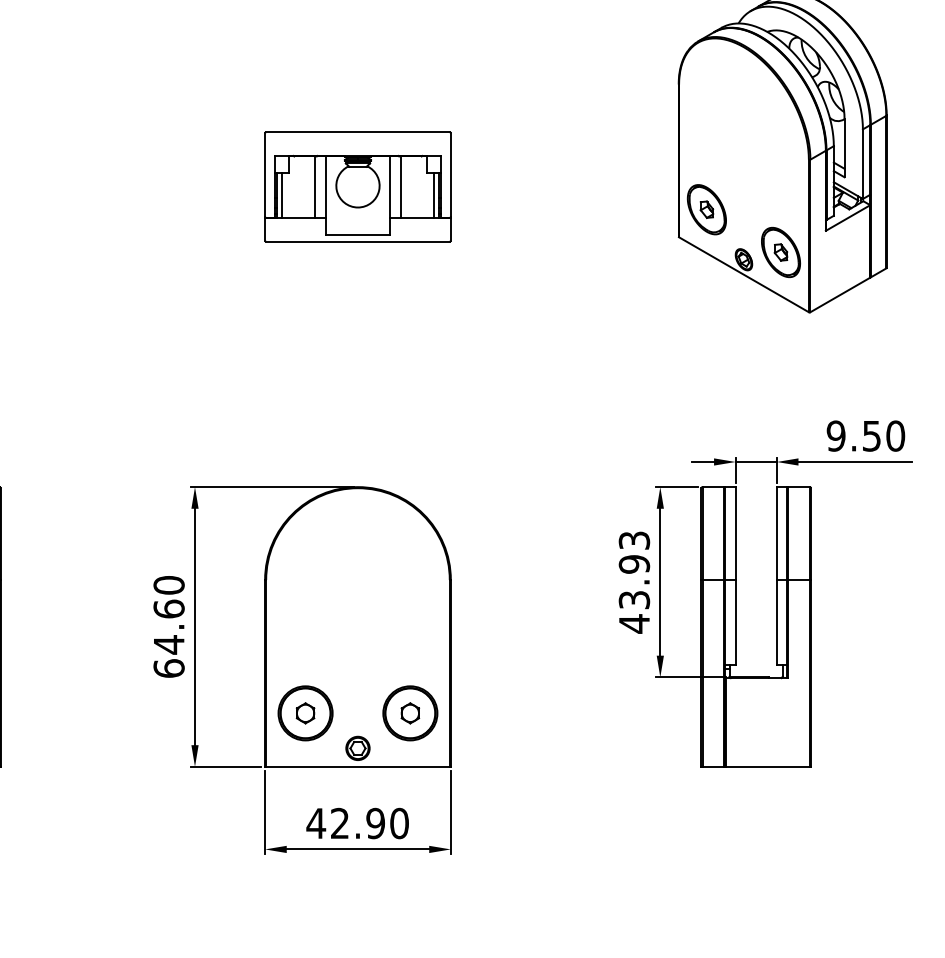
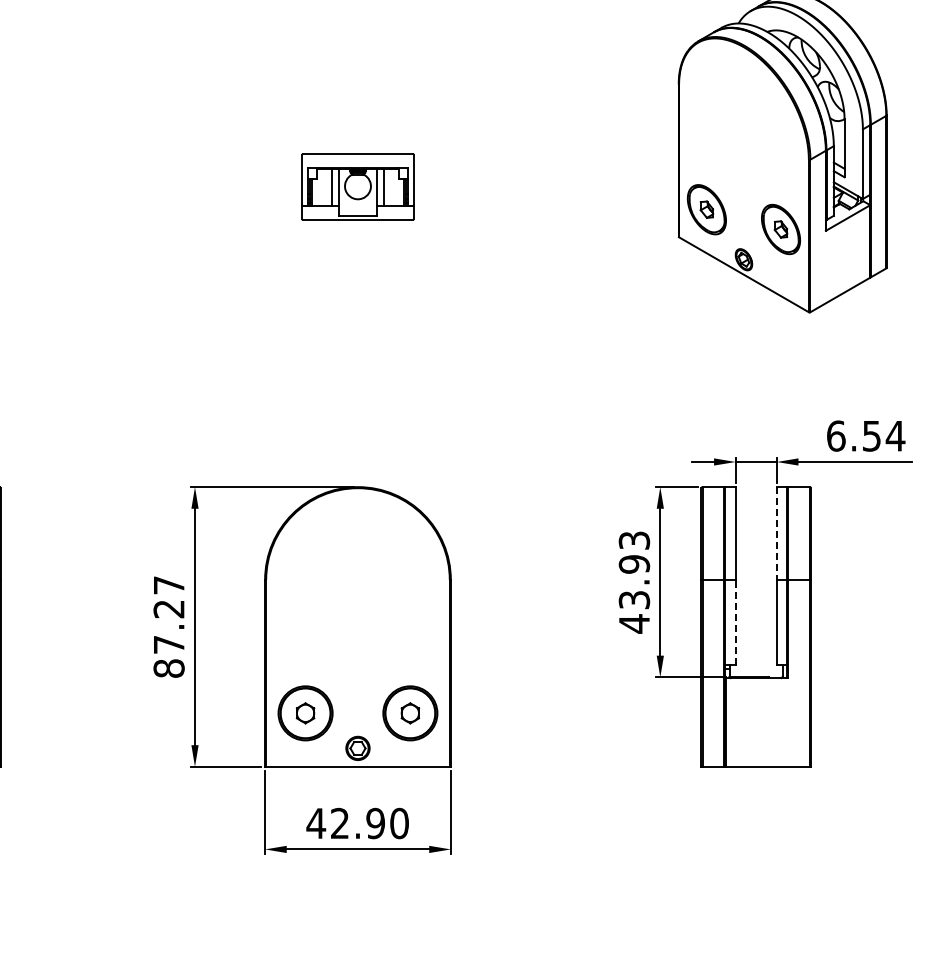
part size: 188x112 px -> 114x68 px (357, 186)
part position: (780, 252) -> (780, 229) (780, 229)
text: 9.50 -> 6.54 (865, 435)
line: solid -> dashed (776, 534)
line: solid -> dashed (735, 622)
text: 64.60 -> 87.27 (168, 626)
